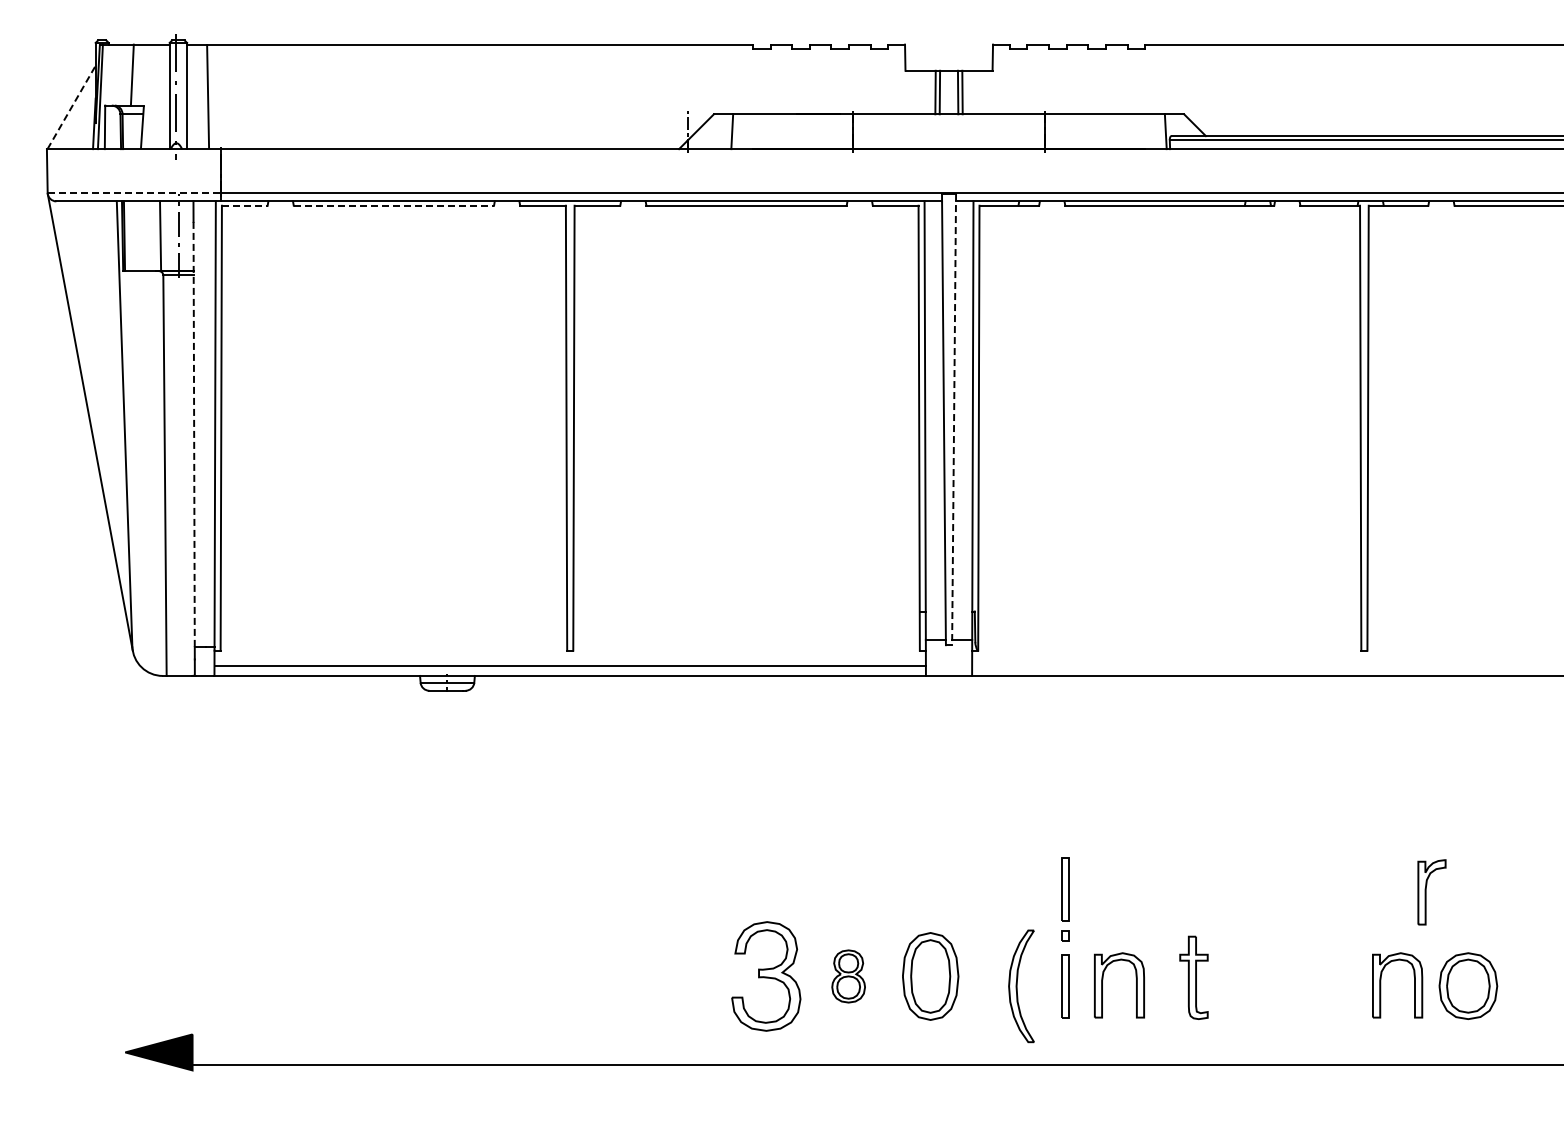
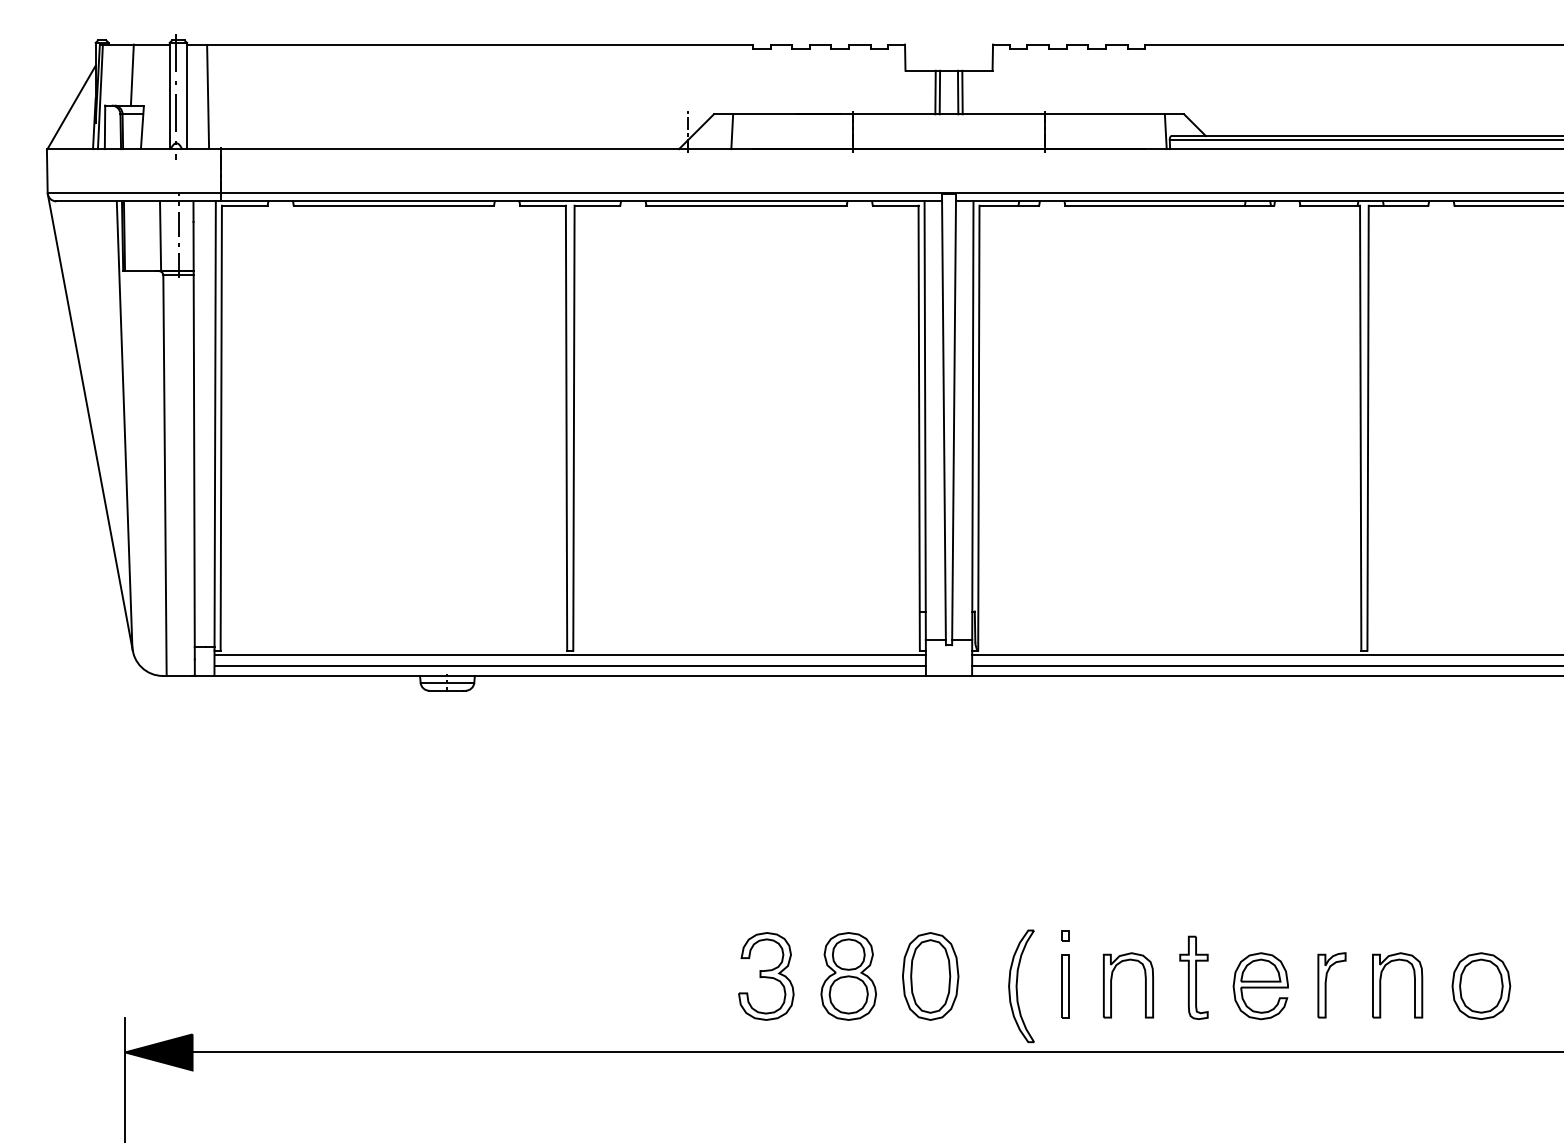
line: dashed -> solid (71, 107)
line: dashed -> solid (134, 192)
line: dashed -> solid (244, 205)
line: dashed -> solid (394, 205)
line: dashed -> solid (954, 419)
line: dashed -> solid (194, 434)
line: none -> present (569, 655)
line: none -> present (1266, 655)
line: none -> present (1266, 665)
part: present -> none (1065, 889)
part position: (1431, 892) -> (1331, 985) (1331, 985)
part size: 71x111 px -> 57x89 px (766, 976)
part size: 35x55 px -> 57x89 px (848, 976)
part position: (1102, 985) -> (1111, 985) (1111, 985)
part position: (1468, 985) -> (1481, 985) (1481, 985)
part: none -> present (1260, 986)
line position: (876, 1065) -> (876, 1052) (876, 1052)
line: none -> present (125, 1078)
